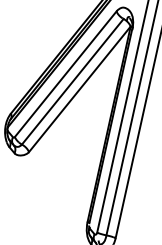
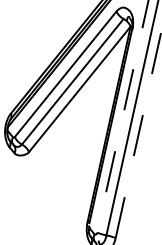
line: solid -> dashed (122, 116)
line: solid -> dashed (138, 132)
